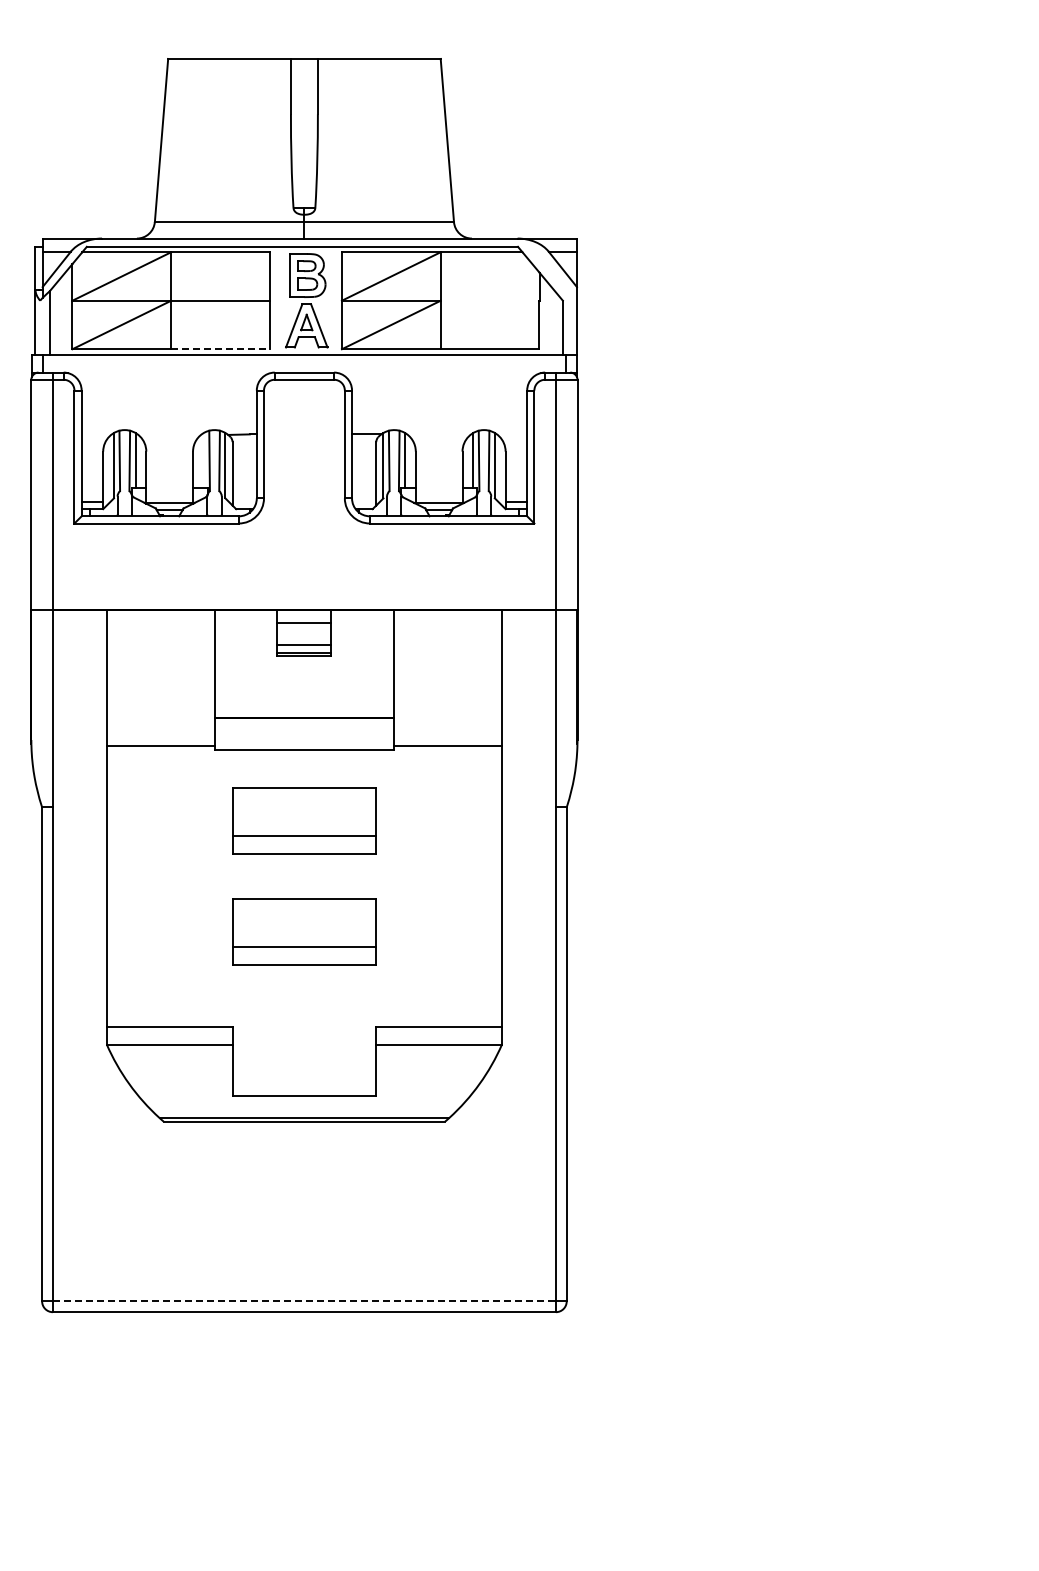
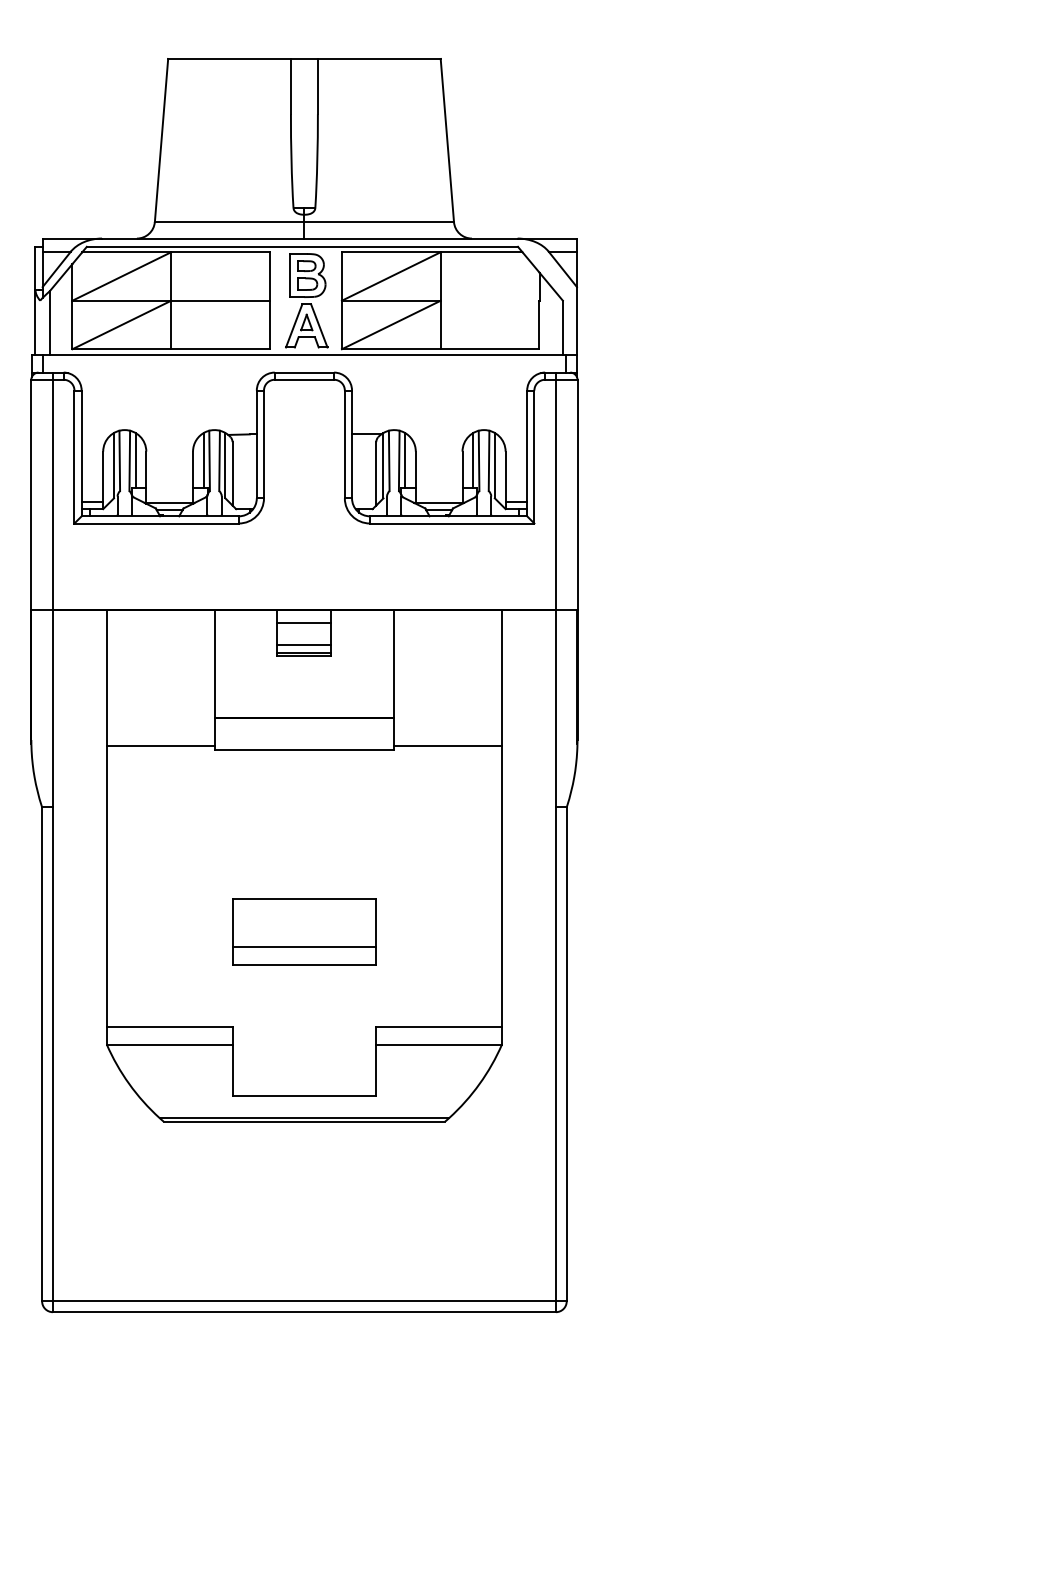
line: dashed -> solid (221, 349)
line: none -> present (203, 459)
part: present -> none (304, 820)
line: dashed -> solid (304, 1301)
